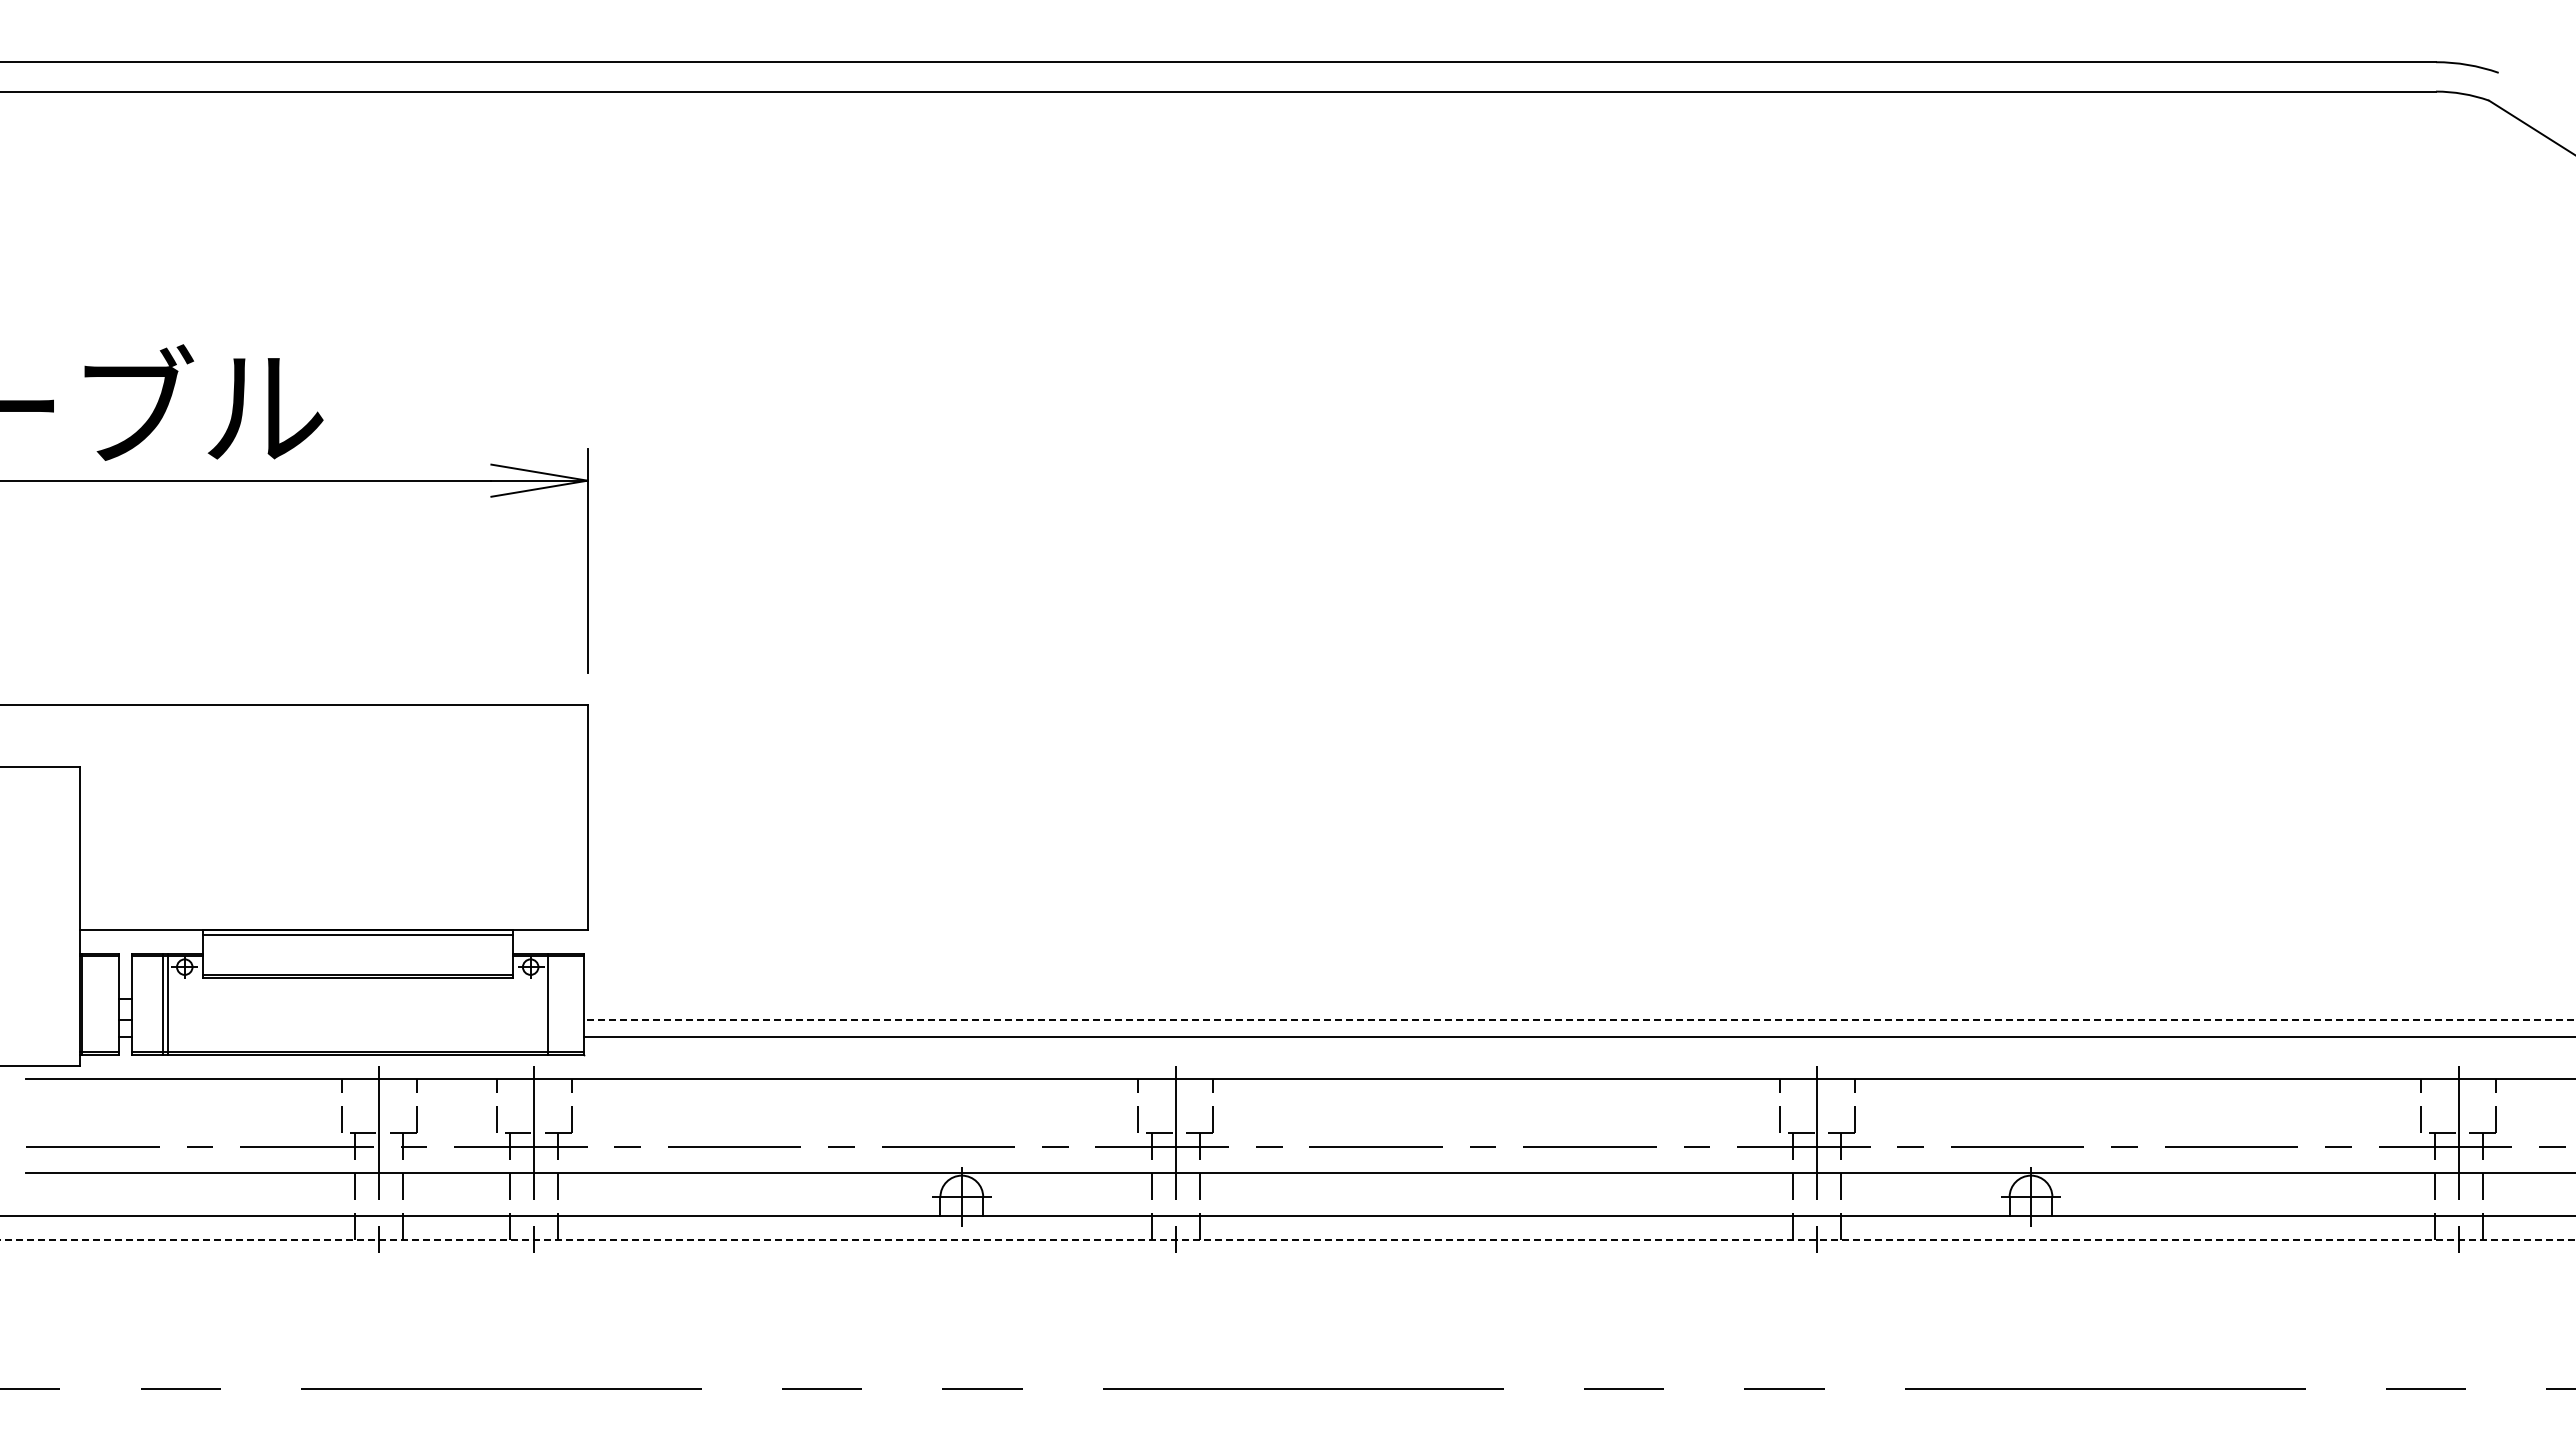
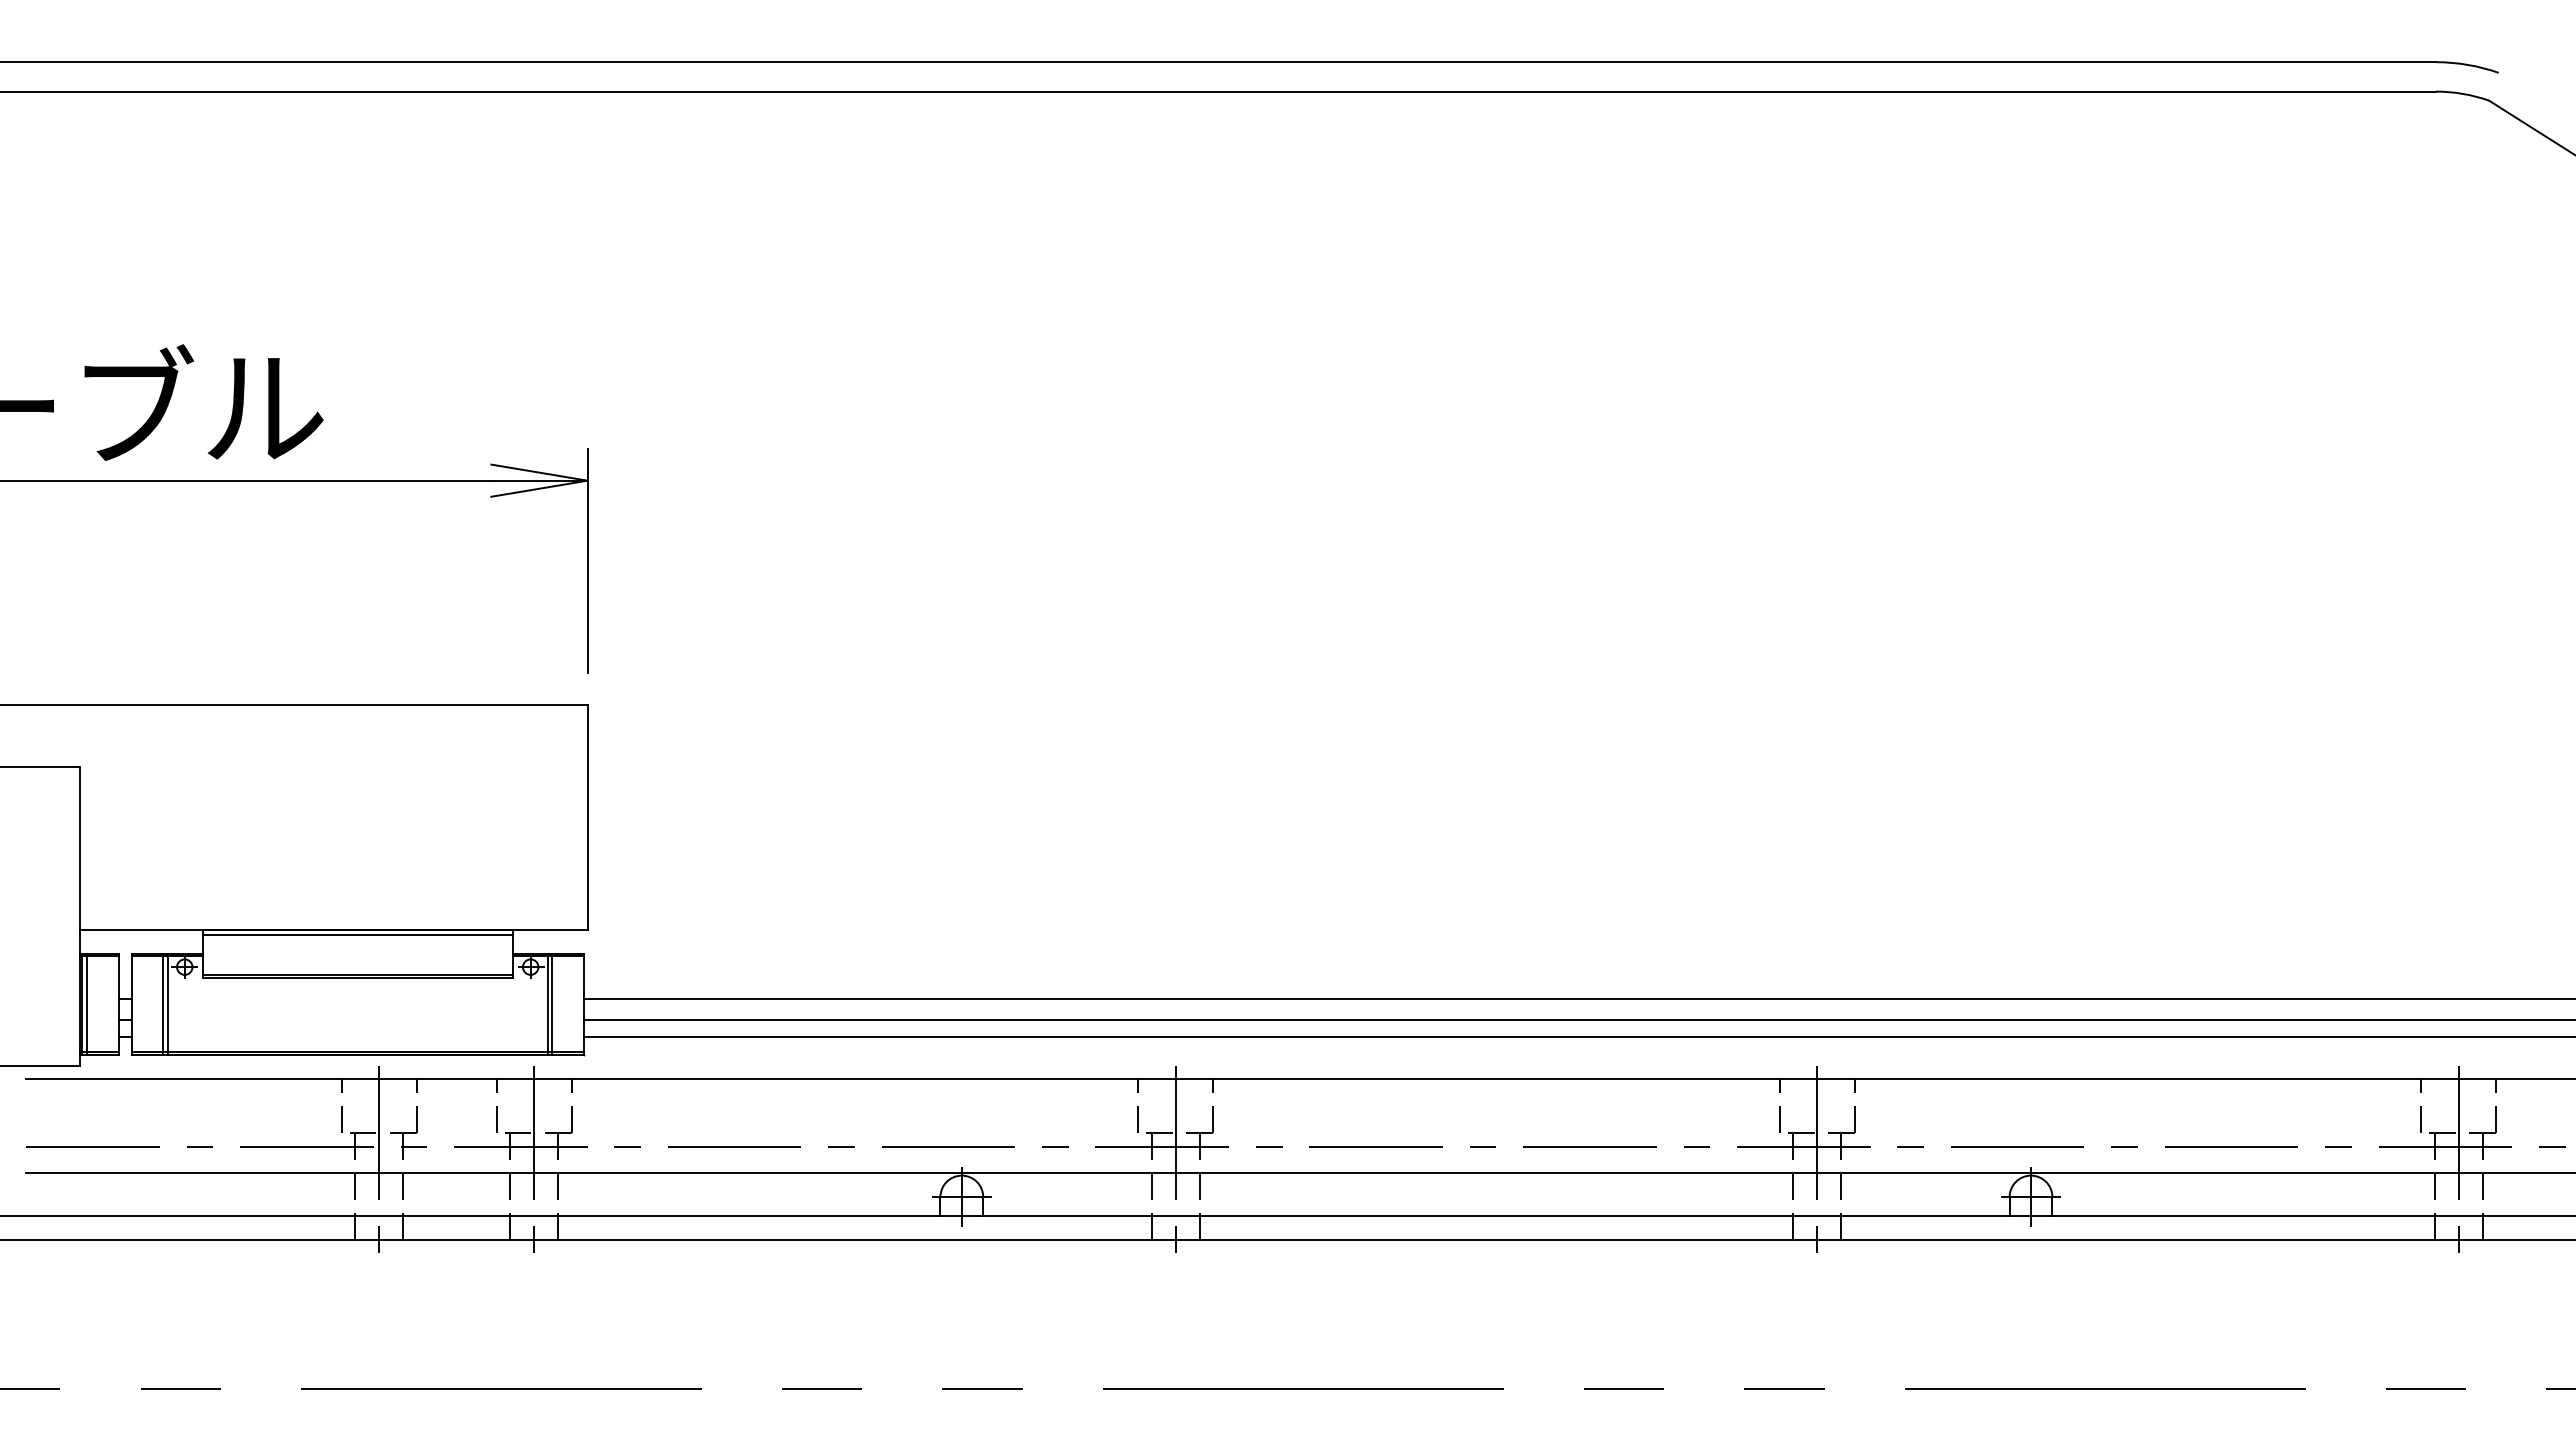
line: none -> present (1577, 999)
line: none -> present (86, 1003)
line: none -> present (552, 1003)
line: dashed -> solid (1579, 1020)
line: dashed -> solid (1288, 1239)
